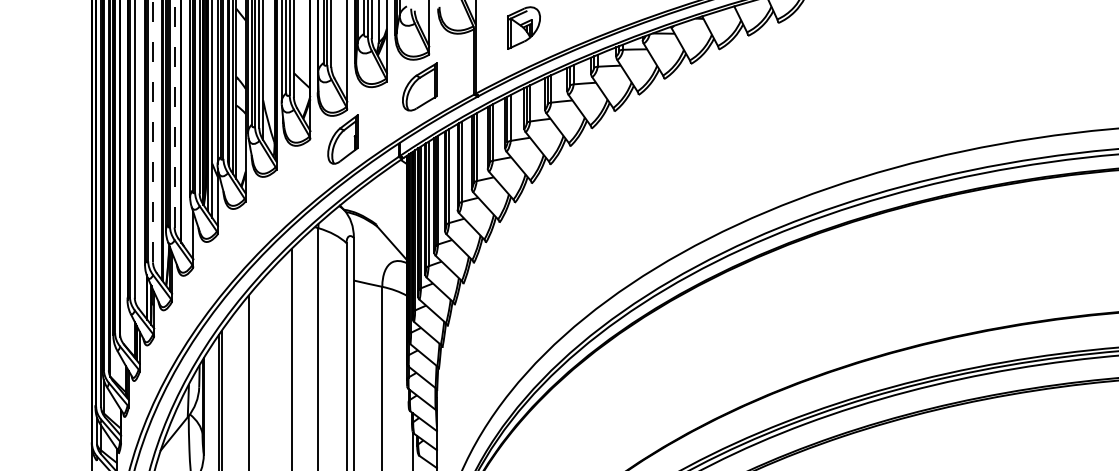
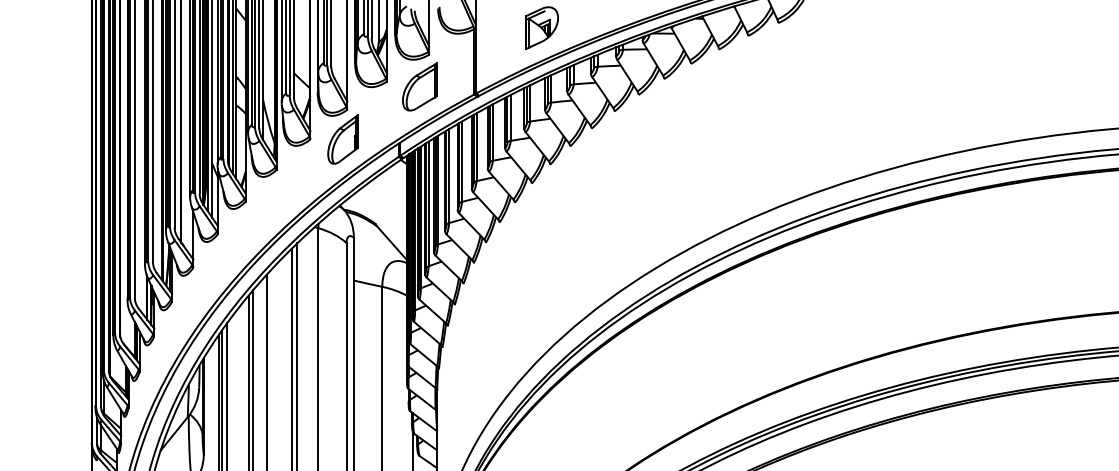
part position: (523, 27) -> (541, 27) (541, 27)
line: dashed -> solid (174, 113)
line: dashed -> solid (153, 131)
line: none -> present (297, 355)
line: none -> present (266, 371)
line: none -> present (253, 378)
line: none -> present (227, 395)
